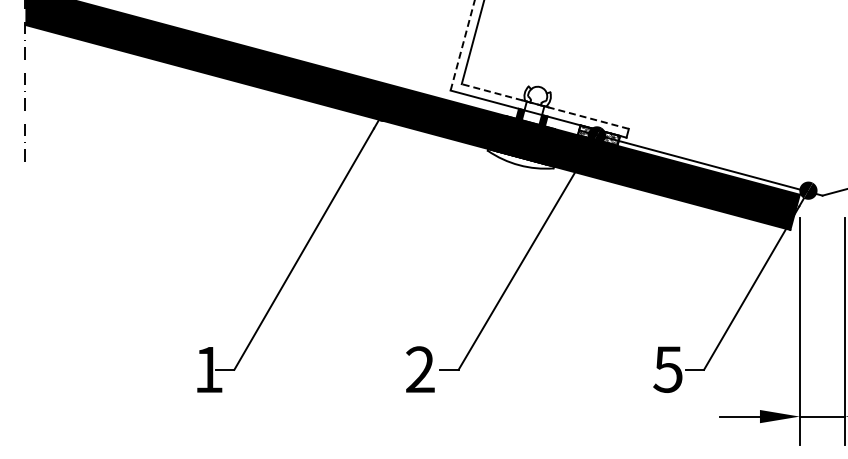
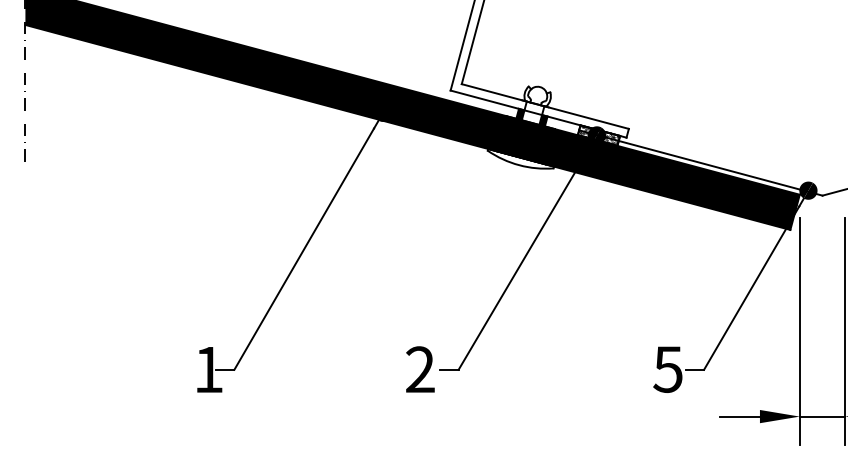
line: dashed -> solid (462, 45)
line: dashed -> solid (544, 106)
